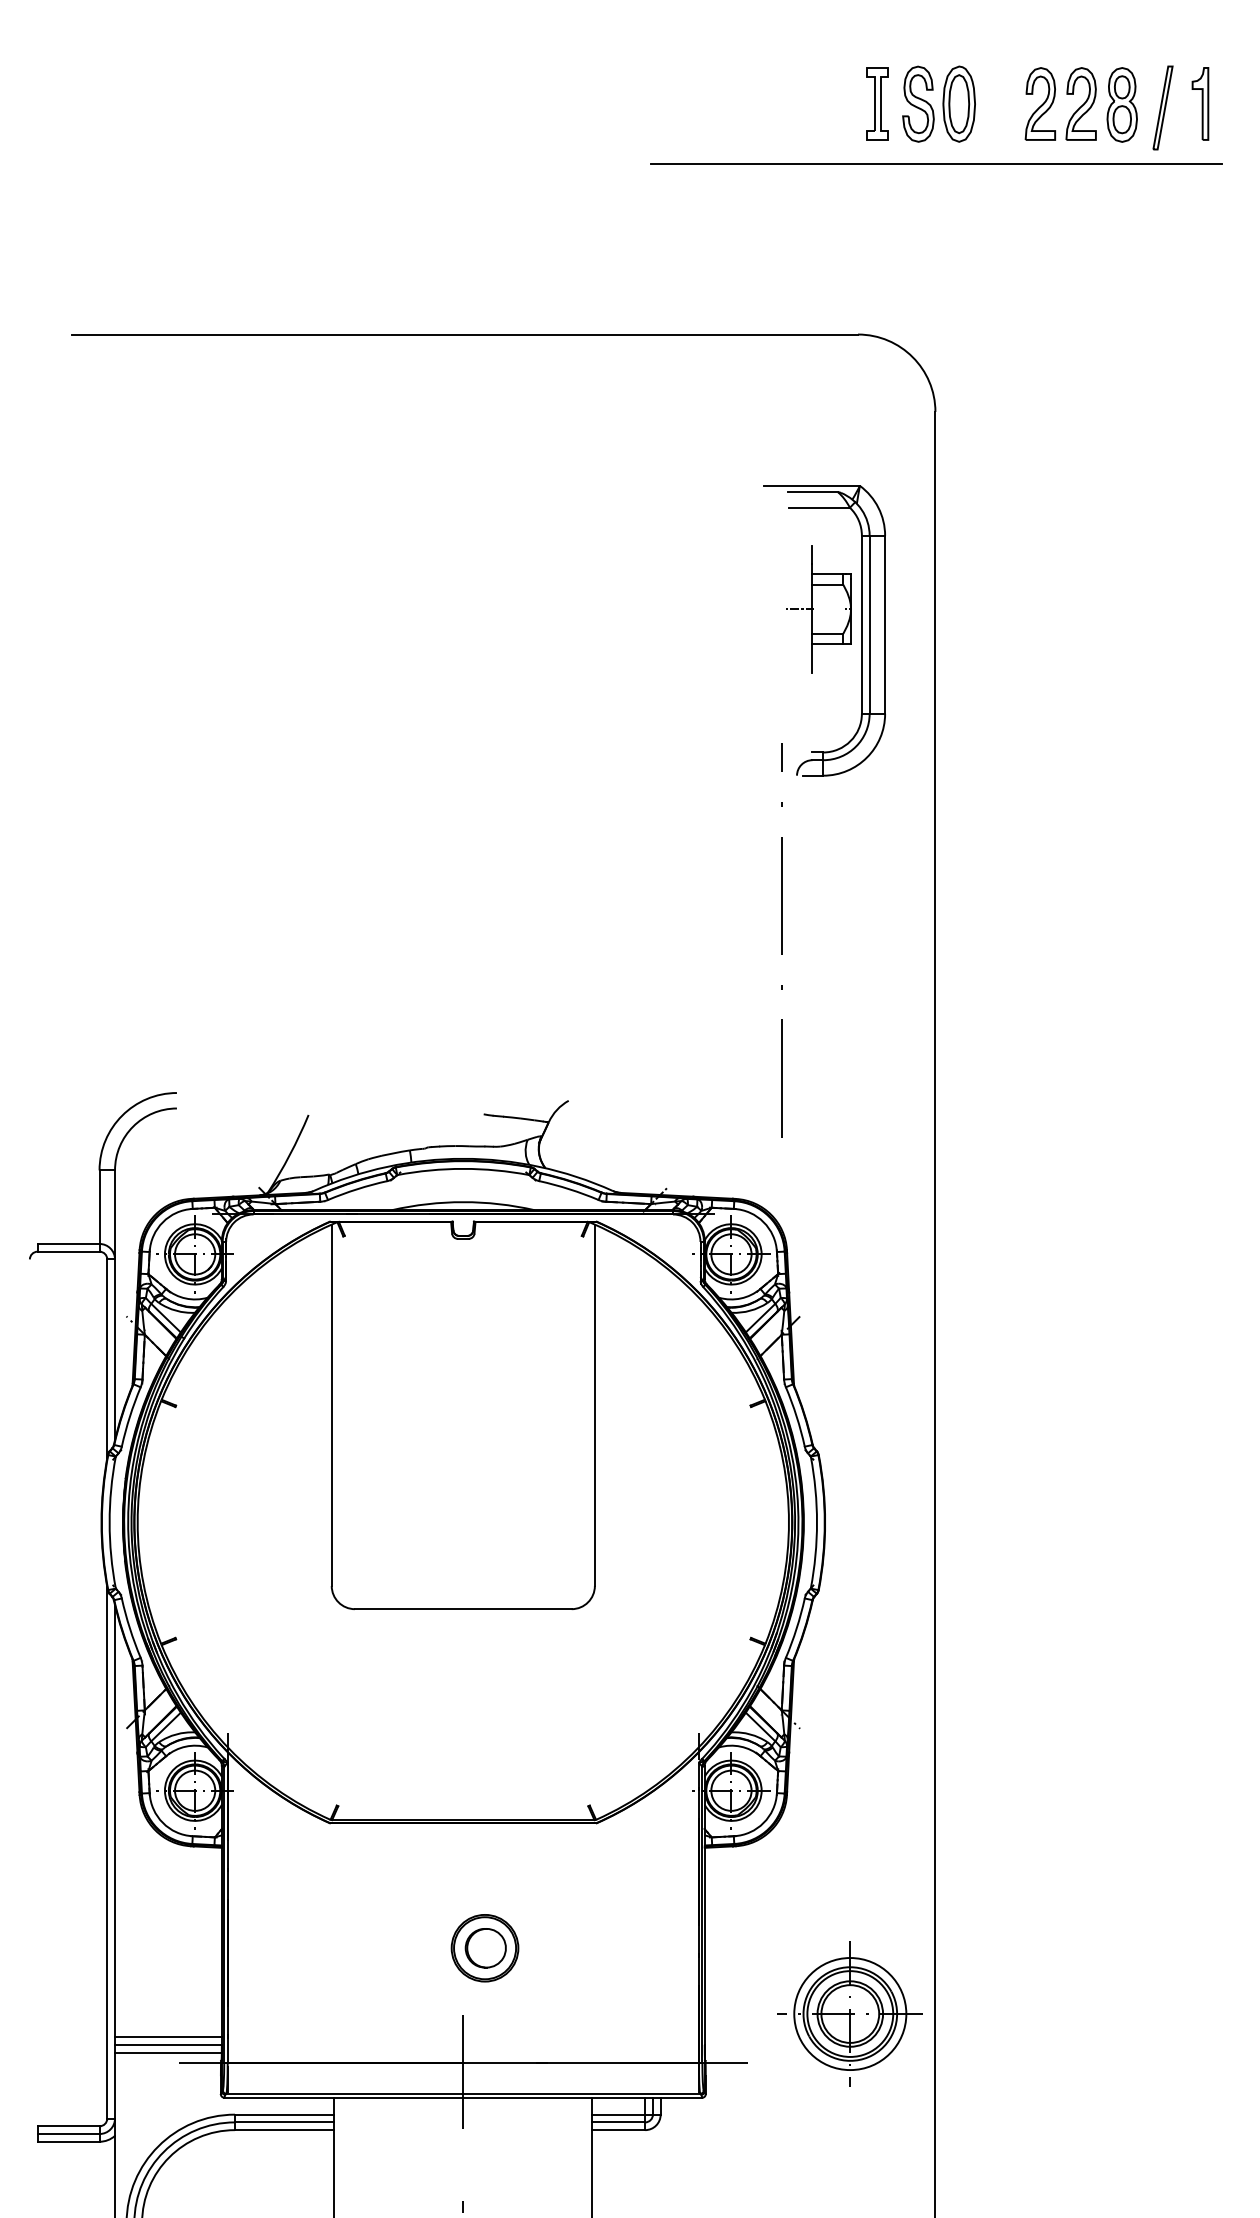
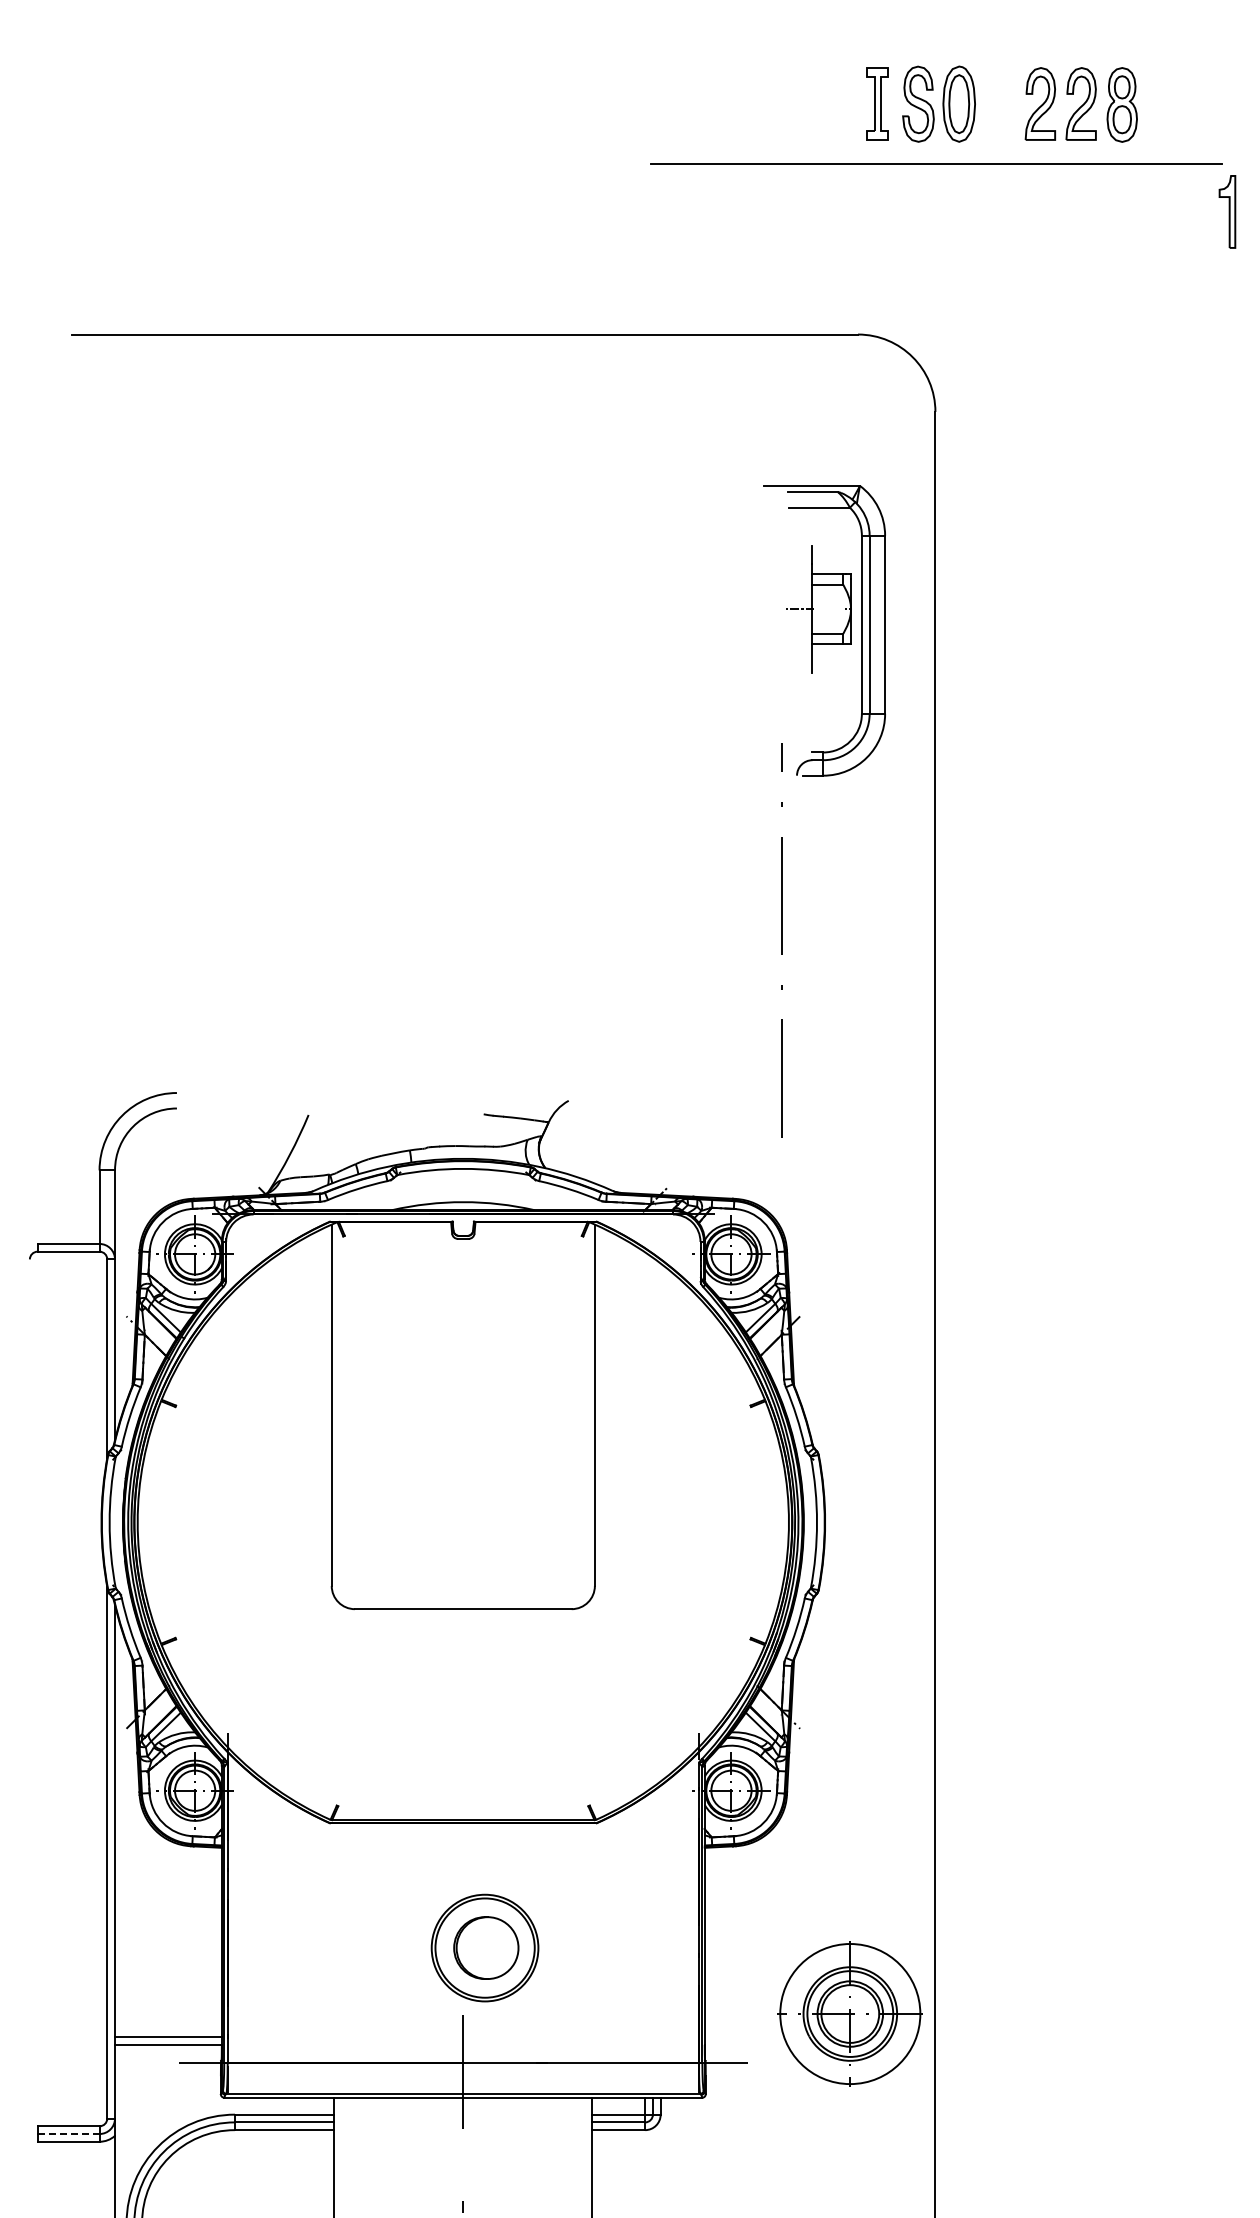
part position: (1200, 103) -> (1227, 211) (1227, 211)
part: present -> none (1162, 107)
part size: 70x69 px -> 110x110 px (484, 1947)
circle diameter: 112 px -> 140 px (850, 2014)
line: present -> none (168, 2052)
line: solid -> dashed (68, 2134)
